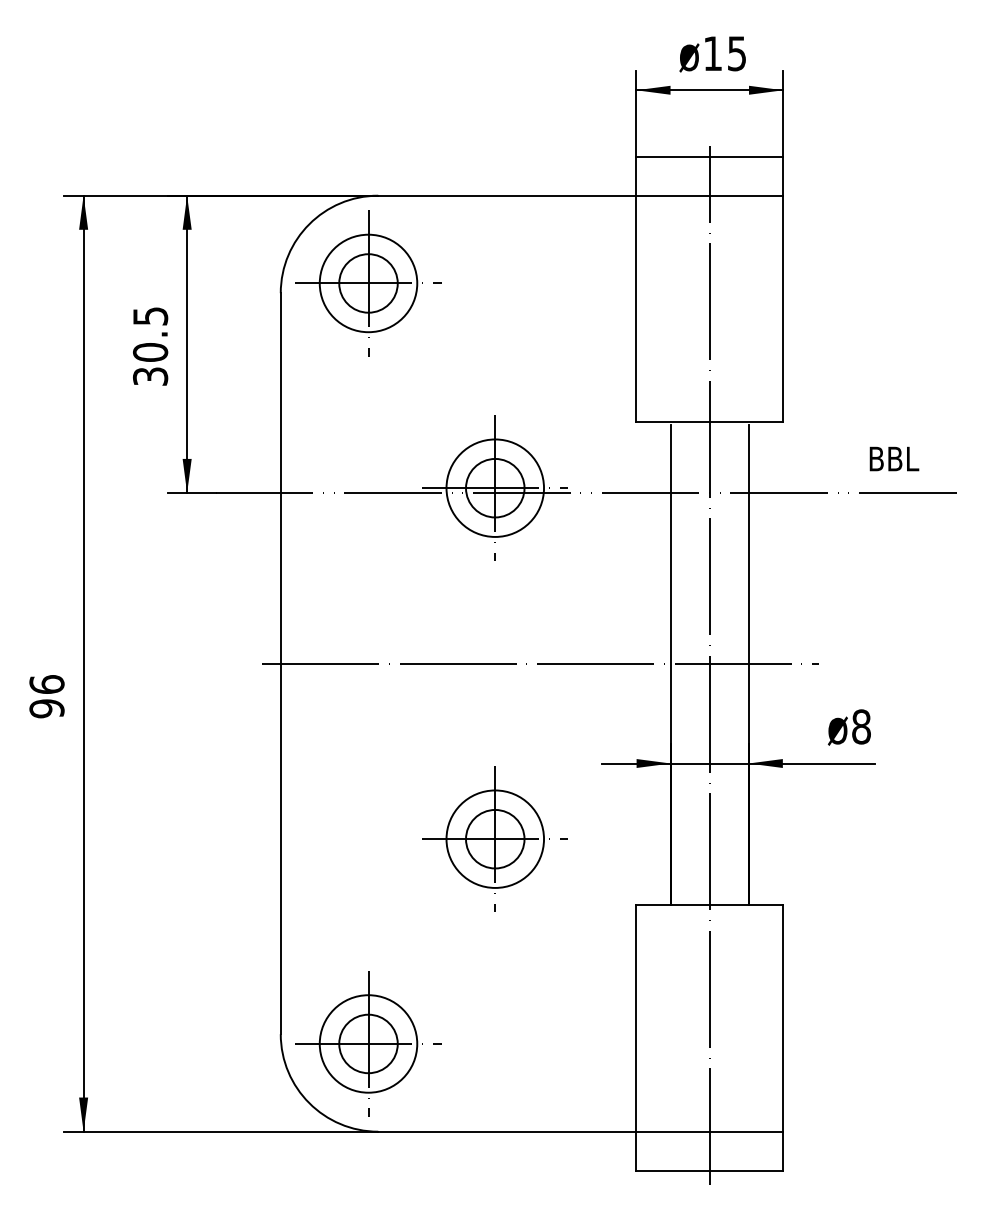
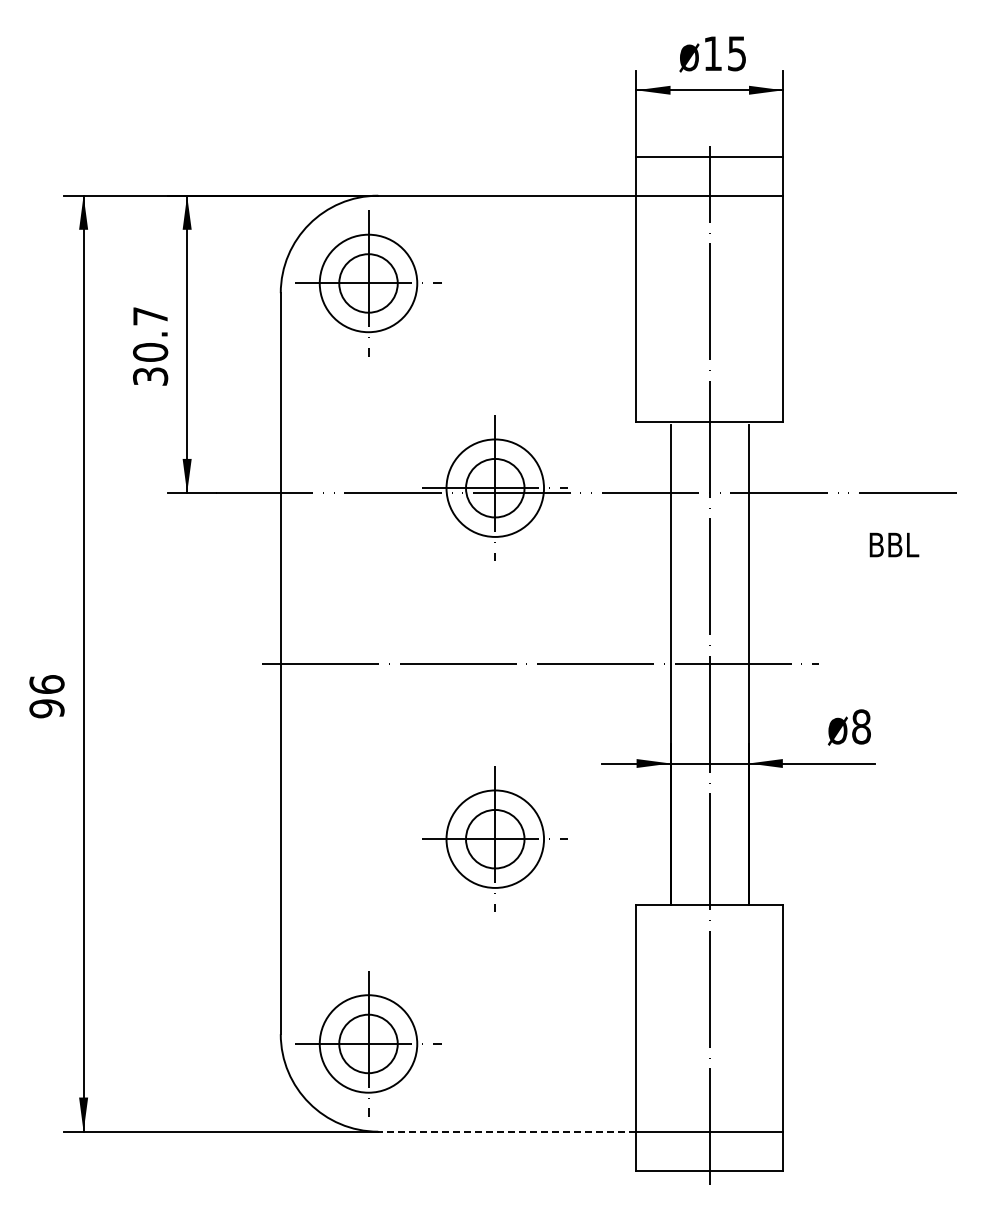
text: 30.5 -> 30.7 (150, 316)
text position: (894, 458) -> (894, 544) (894, 544)
line: solid -> dashed (506, 1131)
